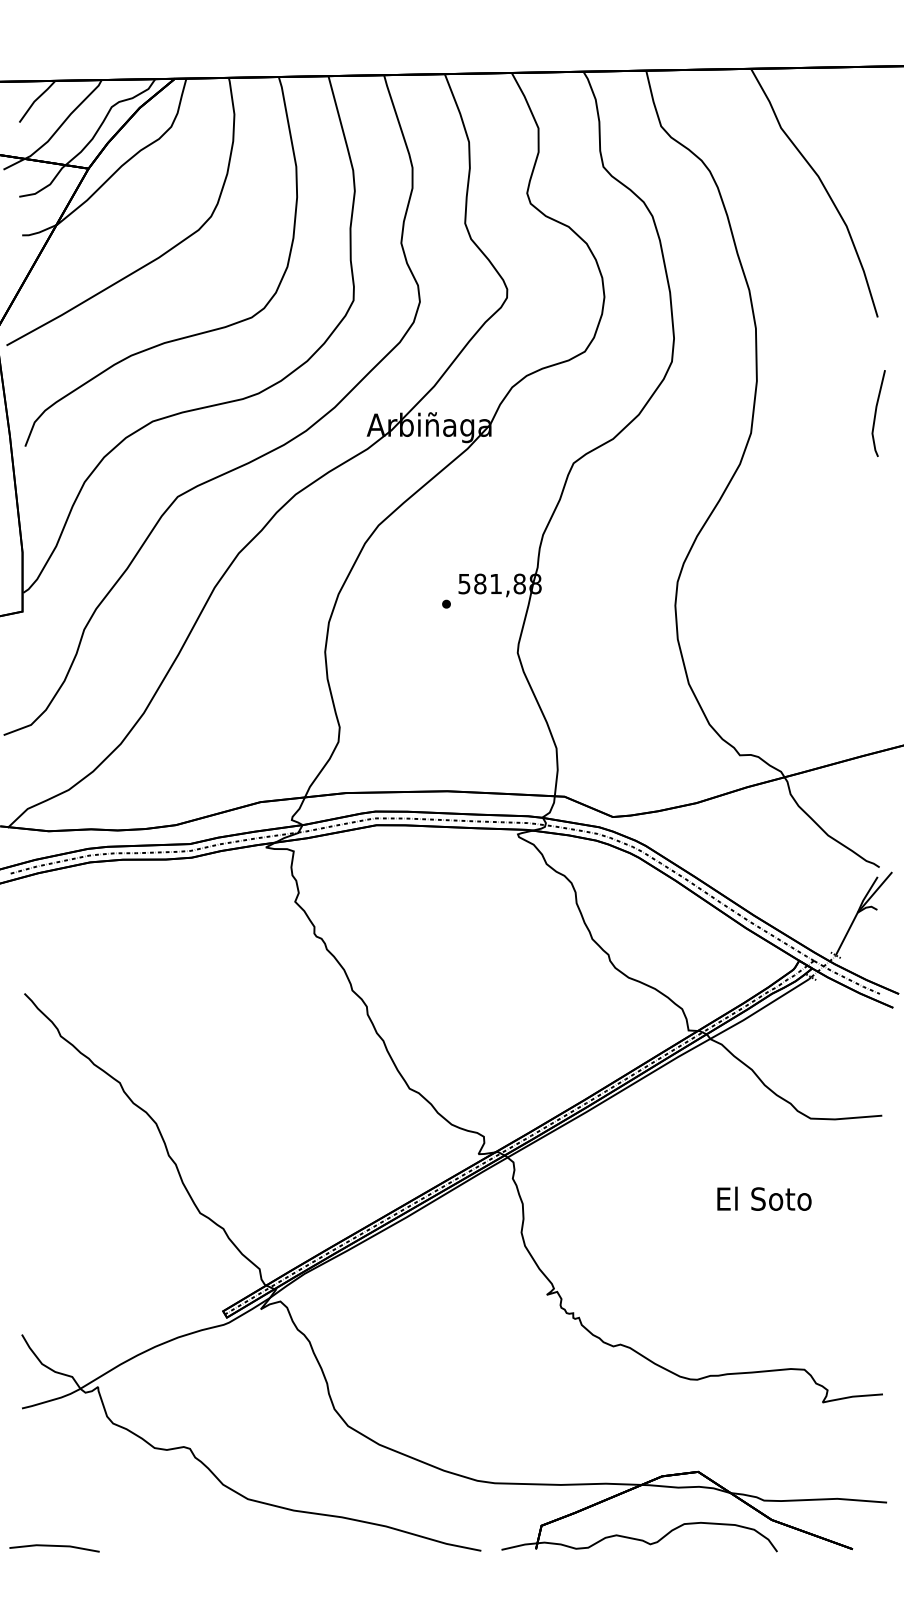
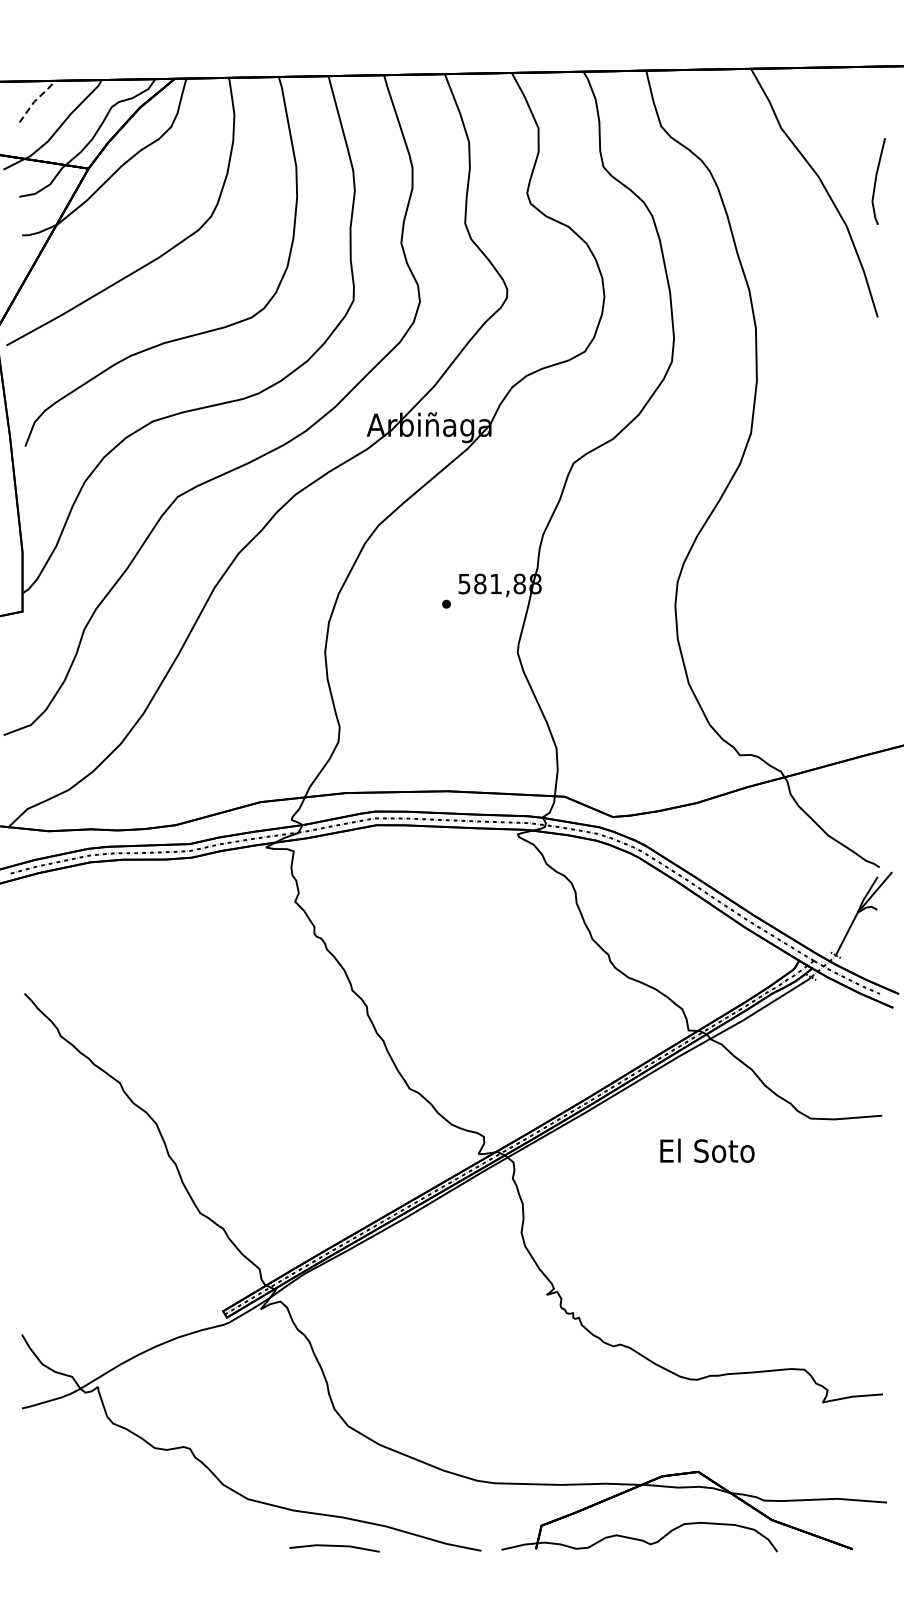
line: solid -> dashed (36, 99)
line position: (876, 413) -> (876, 181) (876, 181)
text position: (764, 1198) -> (707, 1150) (707, 1150)
line position: (54, 1546) -> (334, 1546) (334, 1546)
